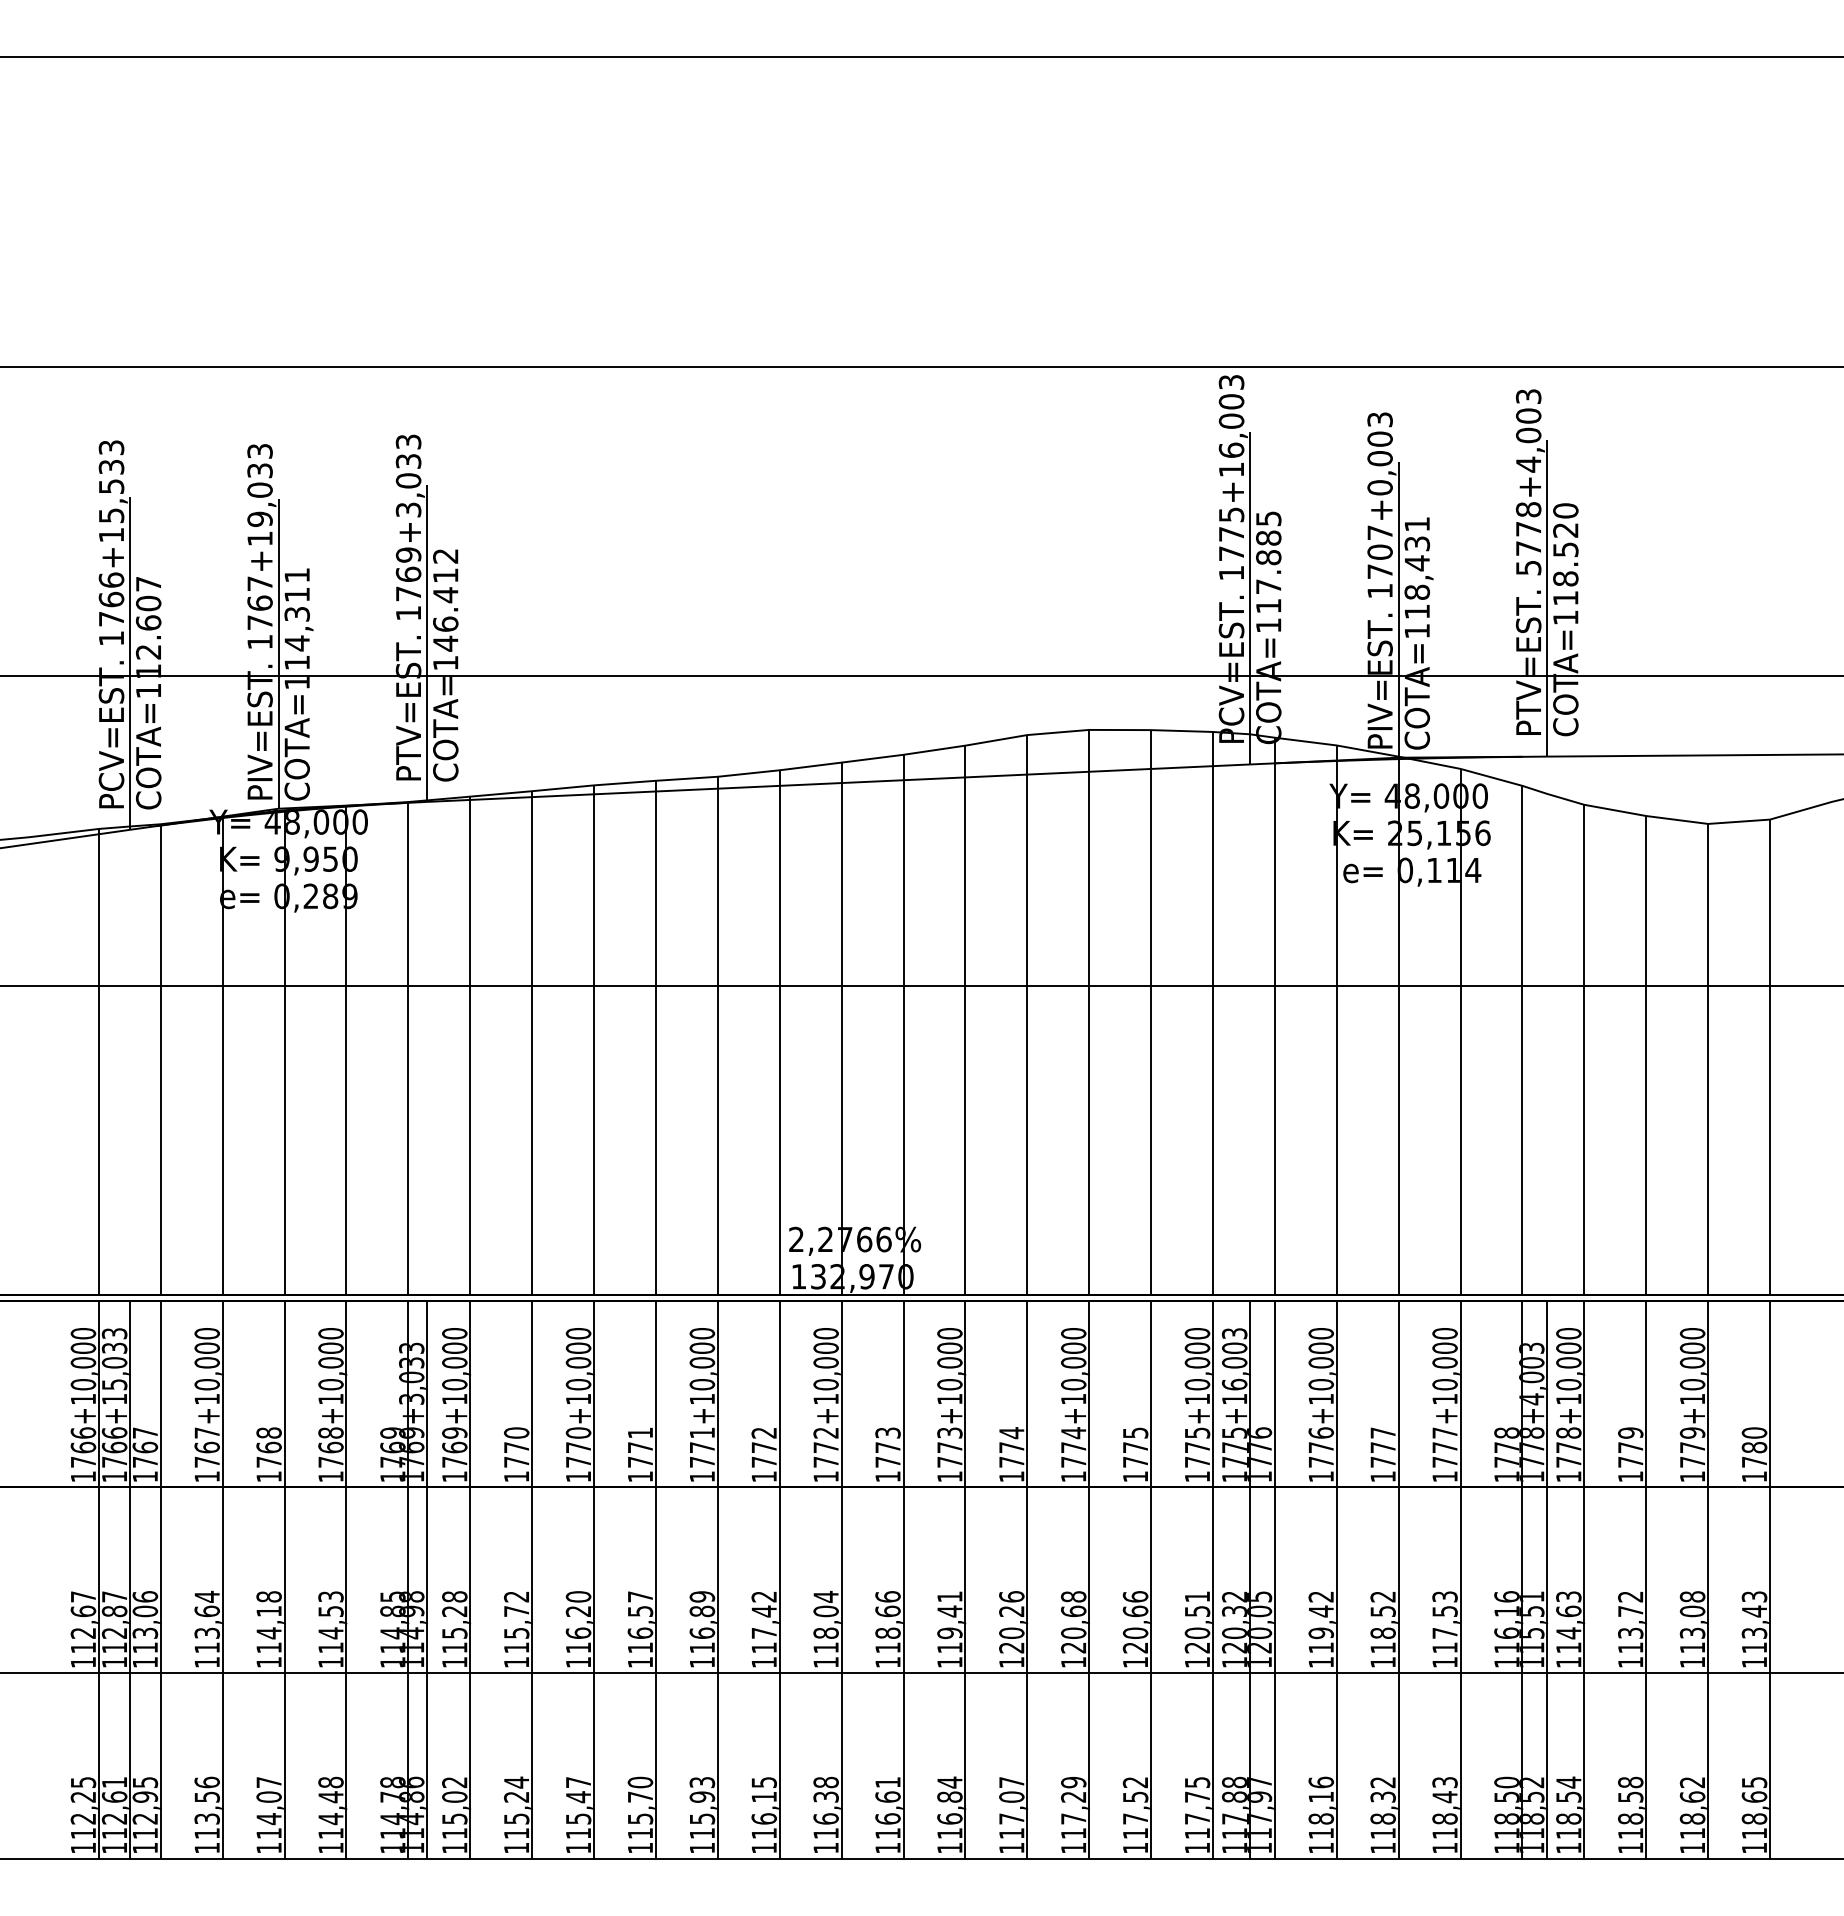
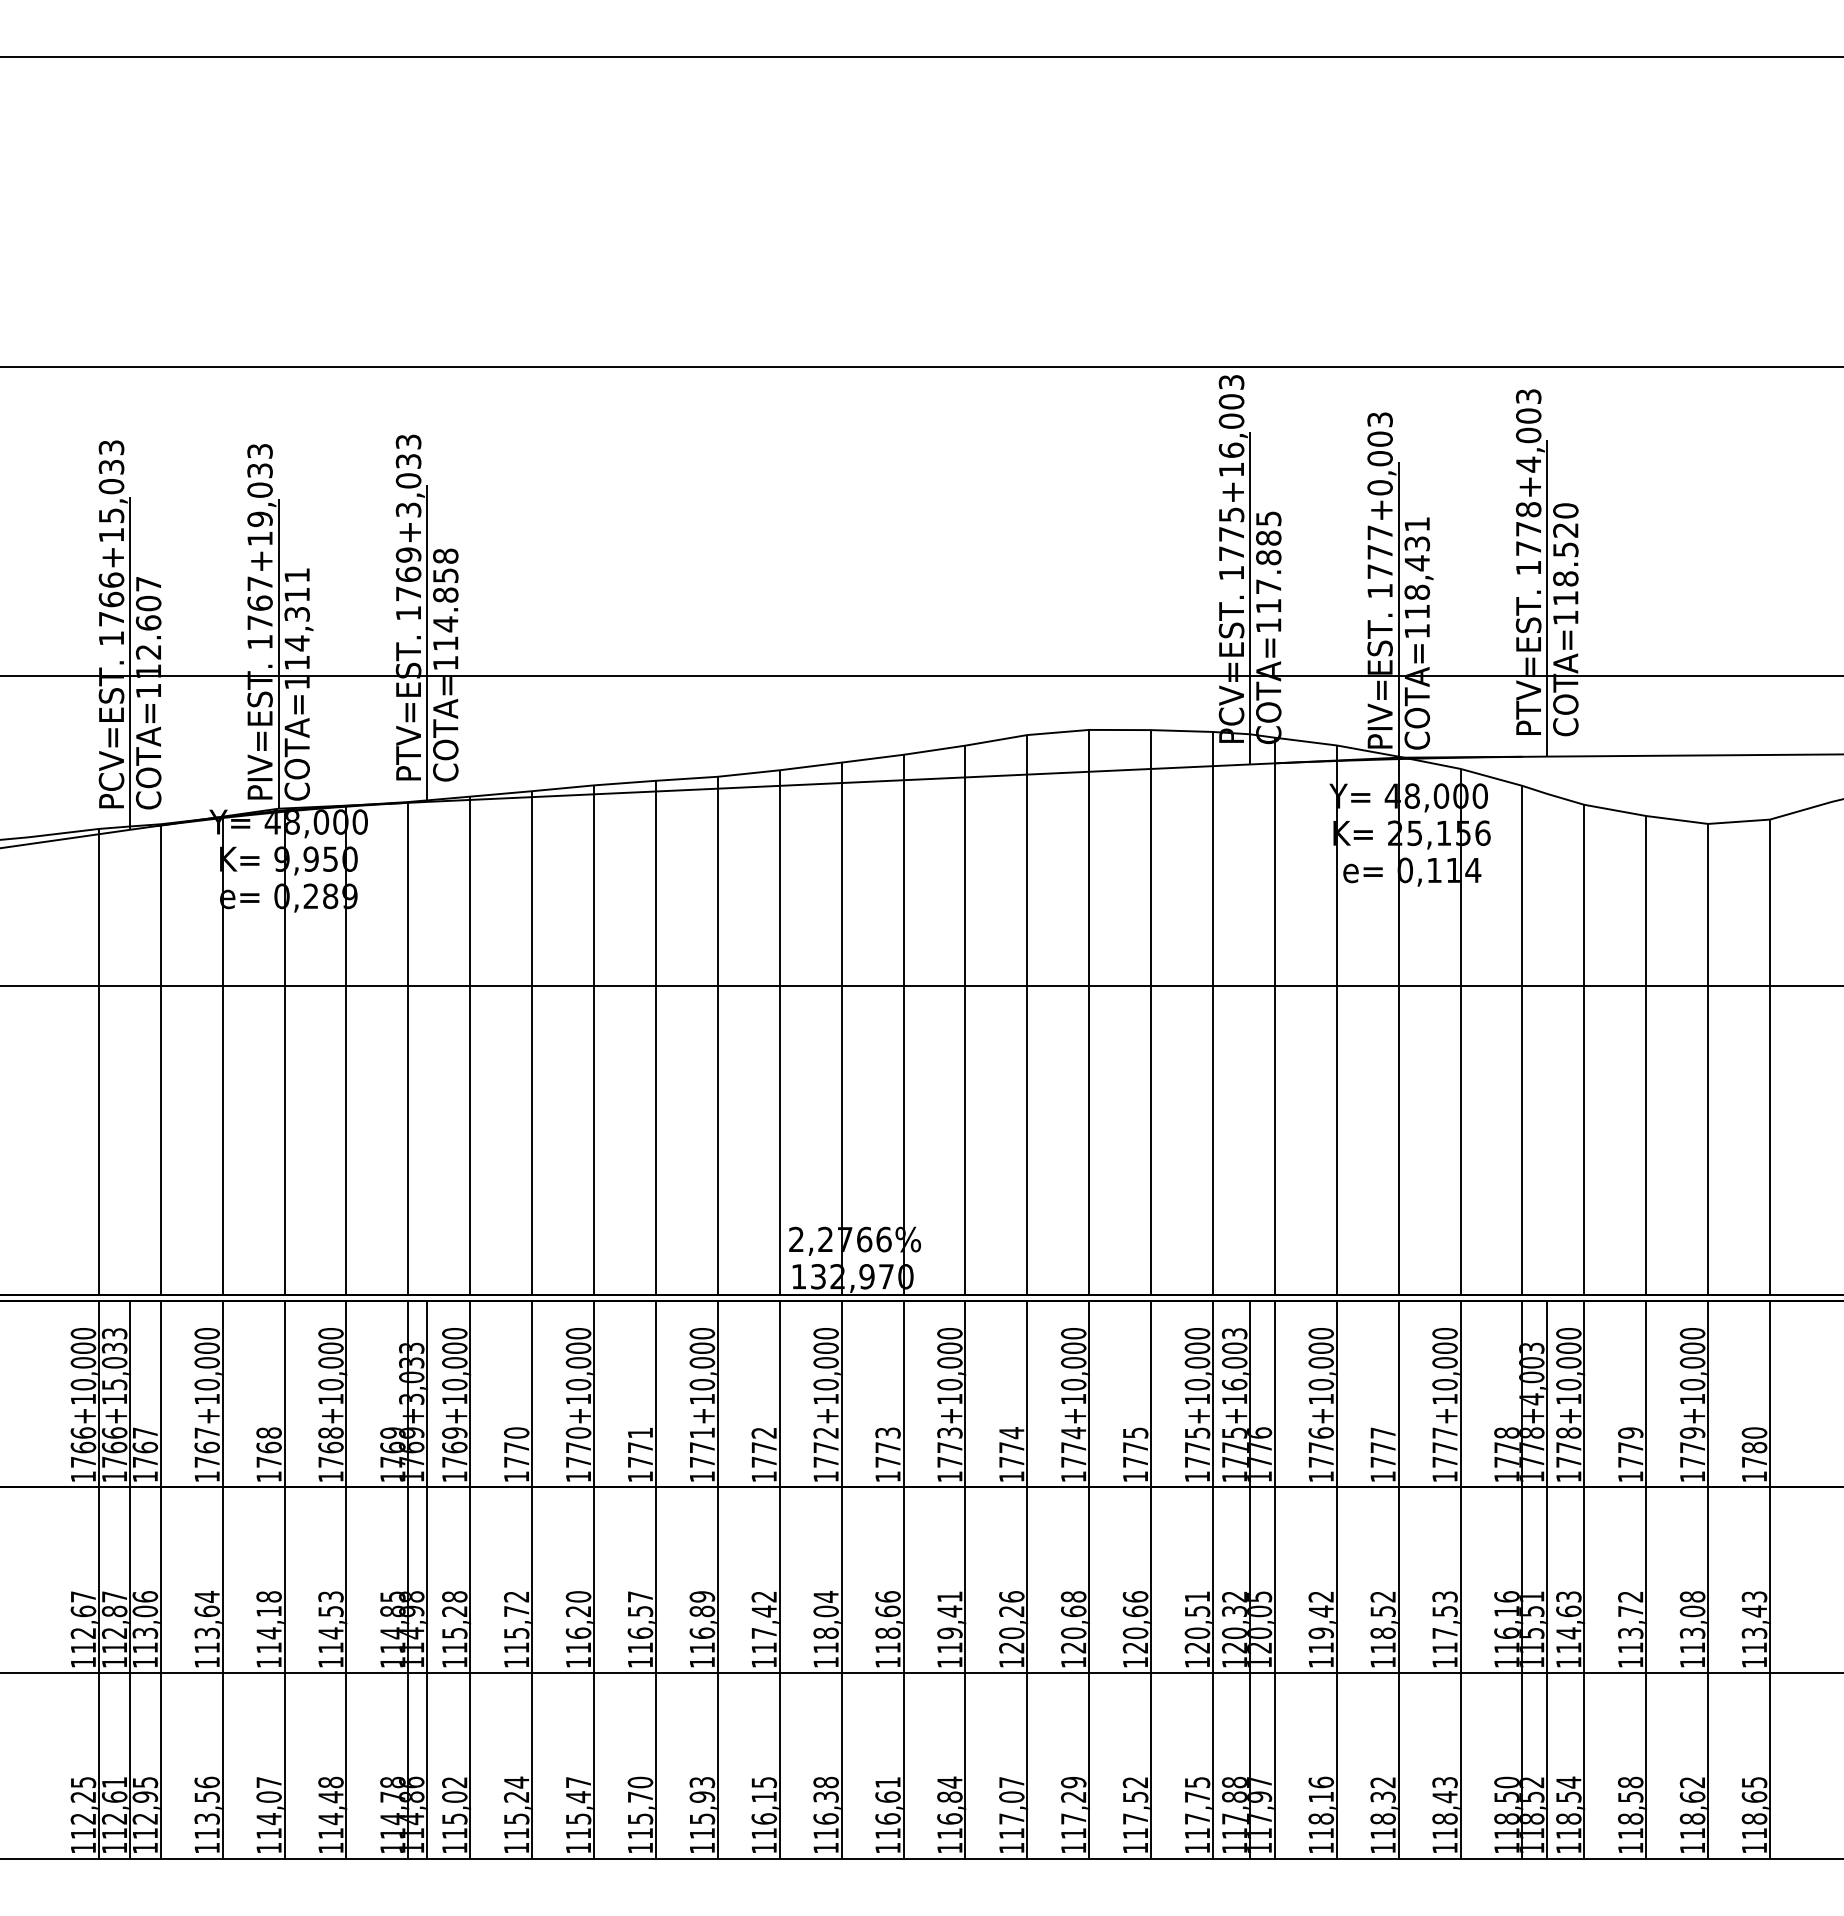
text: 1766+15,533 -> 1766+15,033 (111, 486)
text: 1707+0,003 -> 1777+0,003 (1379, 551)
text: 5778+4,003 -> 1778+4,003 (1528, 568)
text: COTA=146.412 -> COTA=114.858 (445, 599)
